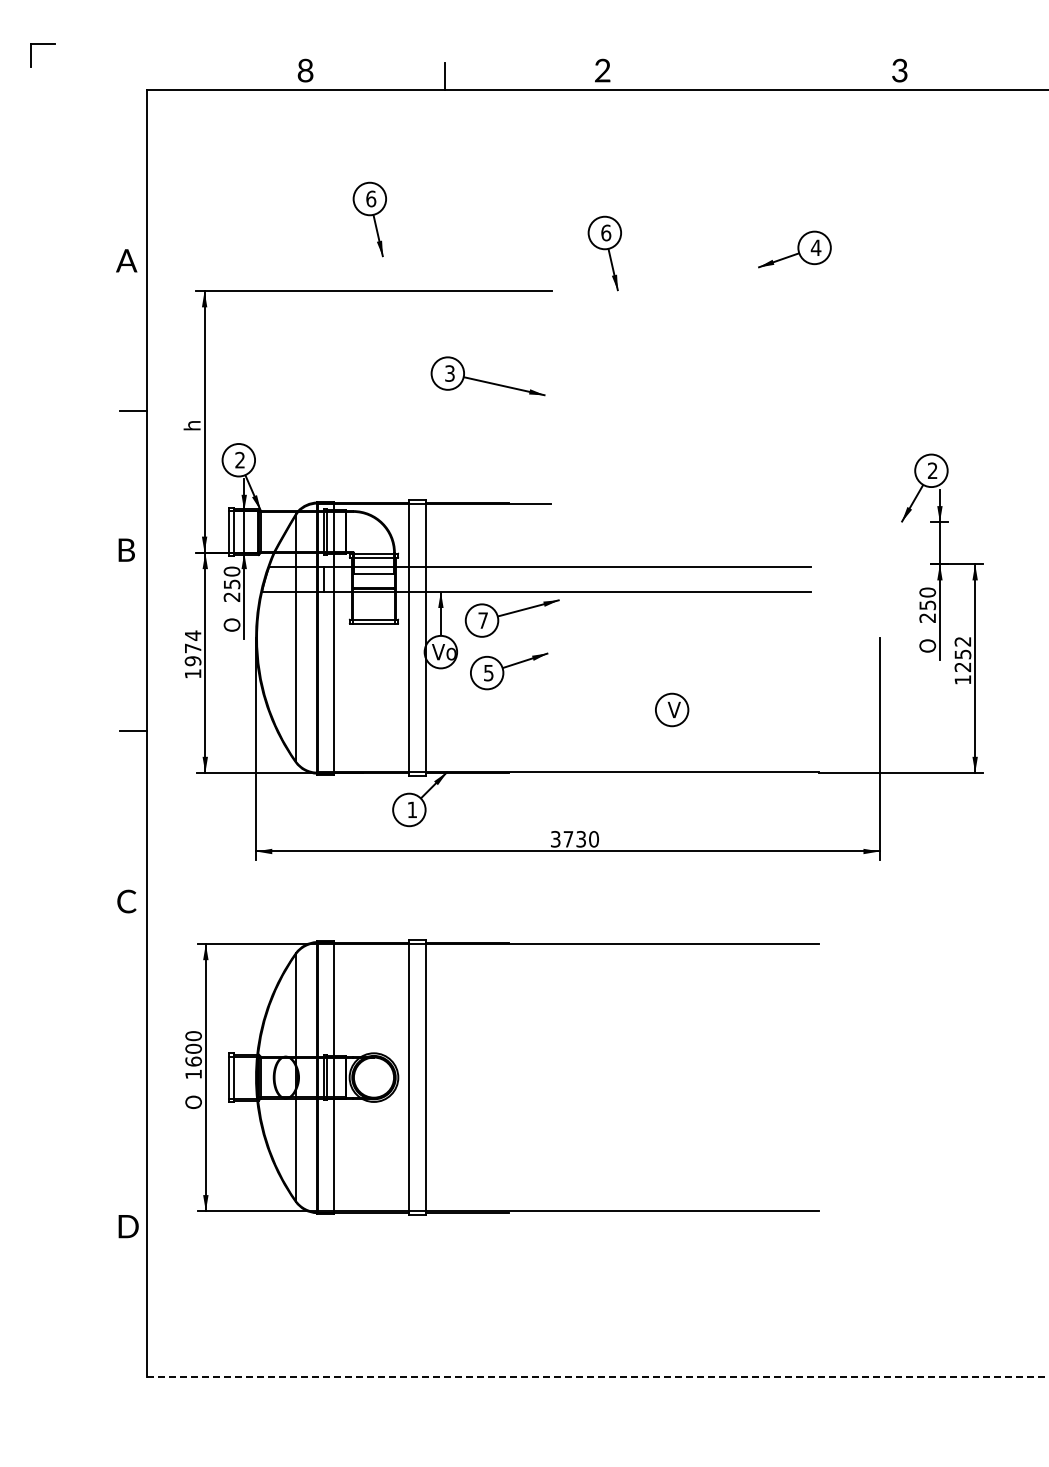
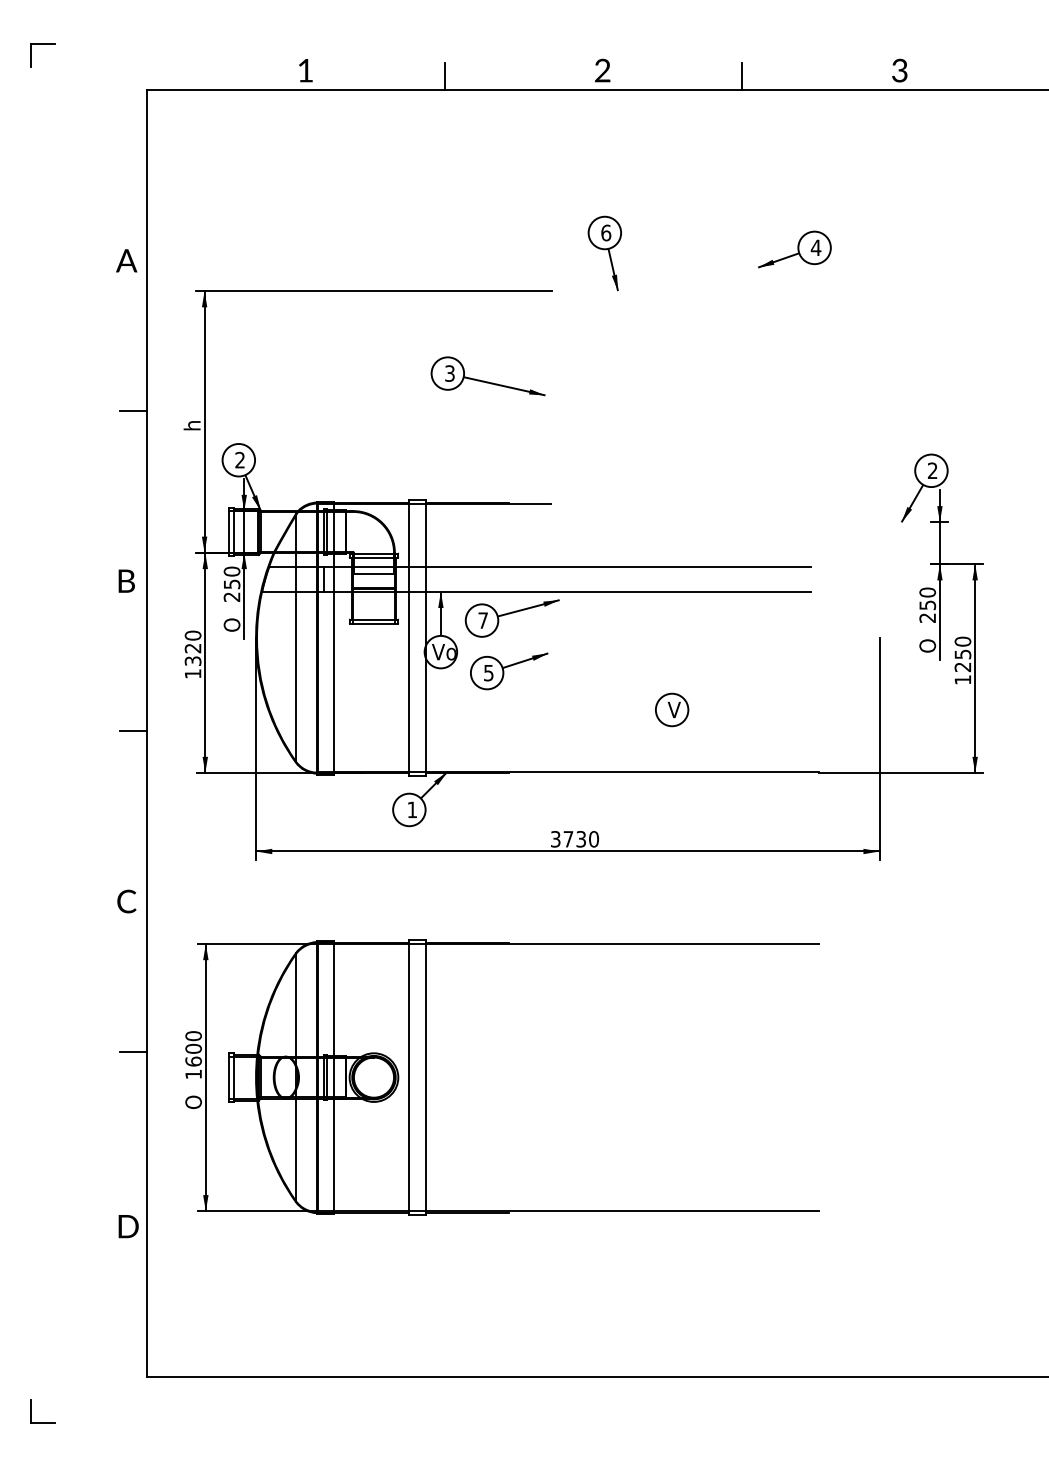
text: 8 -> 1 (305, 70)
line: none -> present (741, 76)
part: present -> none (369, 219)
text position: (126, 549) -> (126, 580) (126, 580)
text: 1252 -> 1250 (962, 641)
text: 1974 -> 1320 (192, 648)
line: none -> present (133, 1051)
line: dashed -> solid (598, 1376)
part: none -> present (31, 1411)
